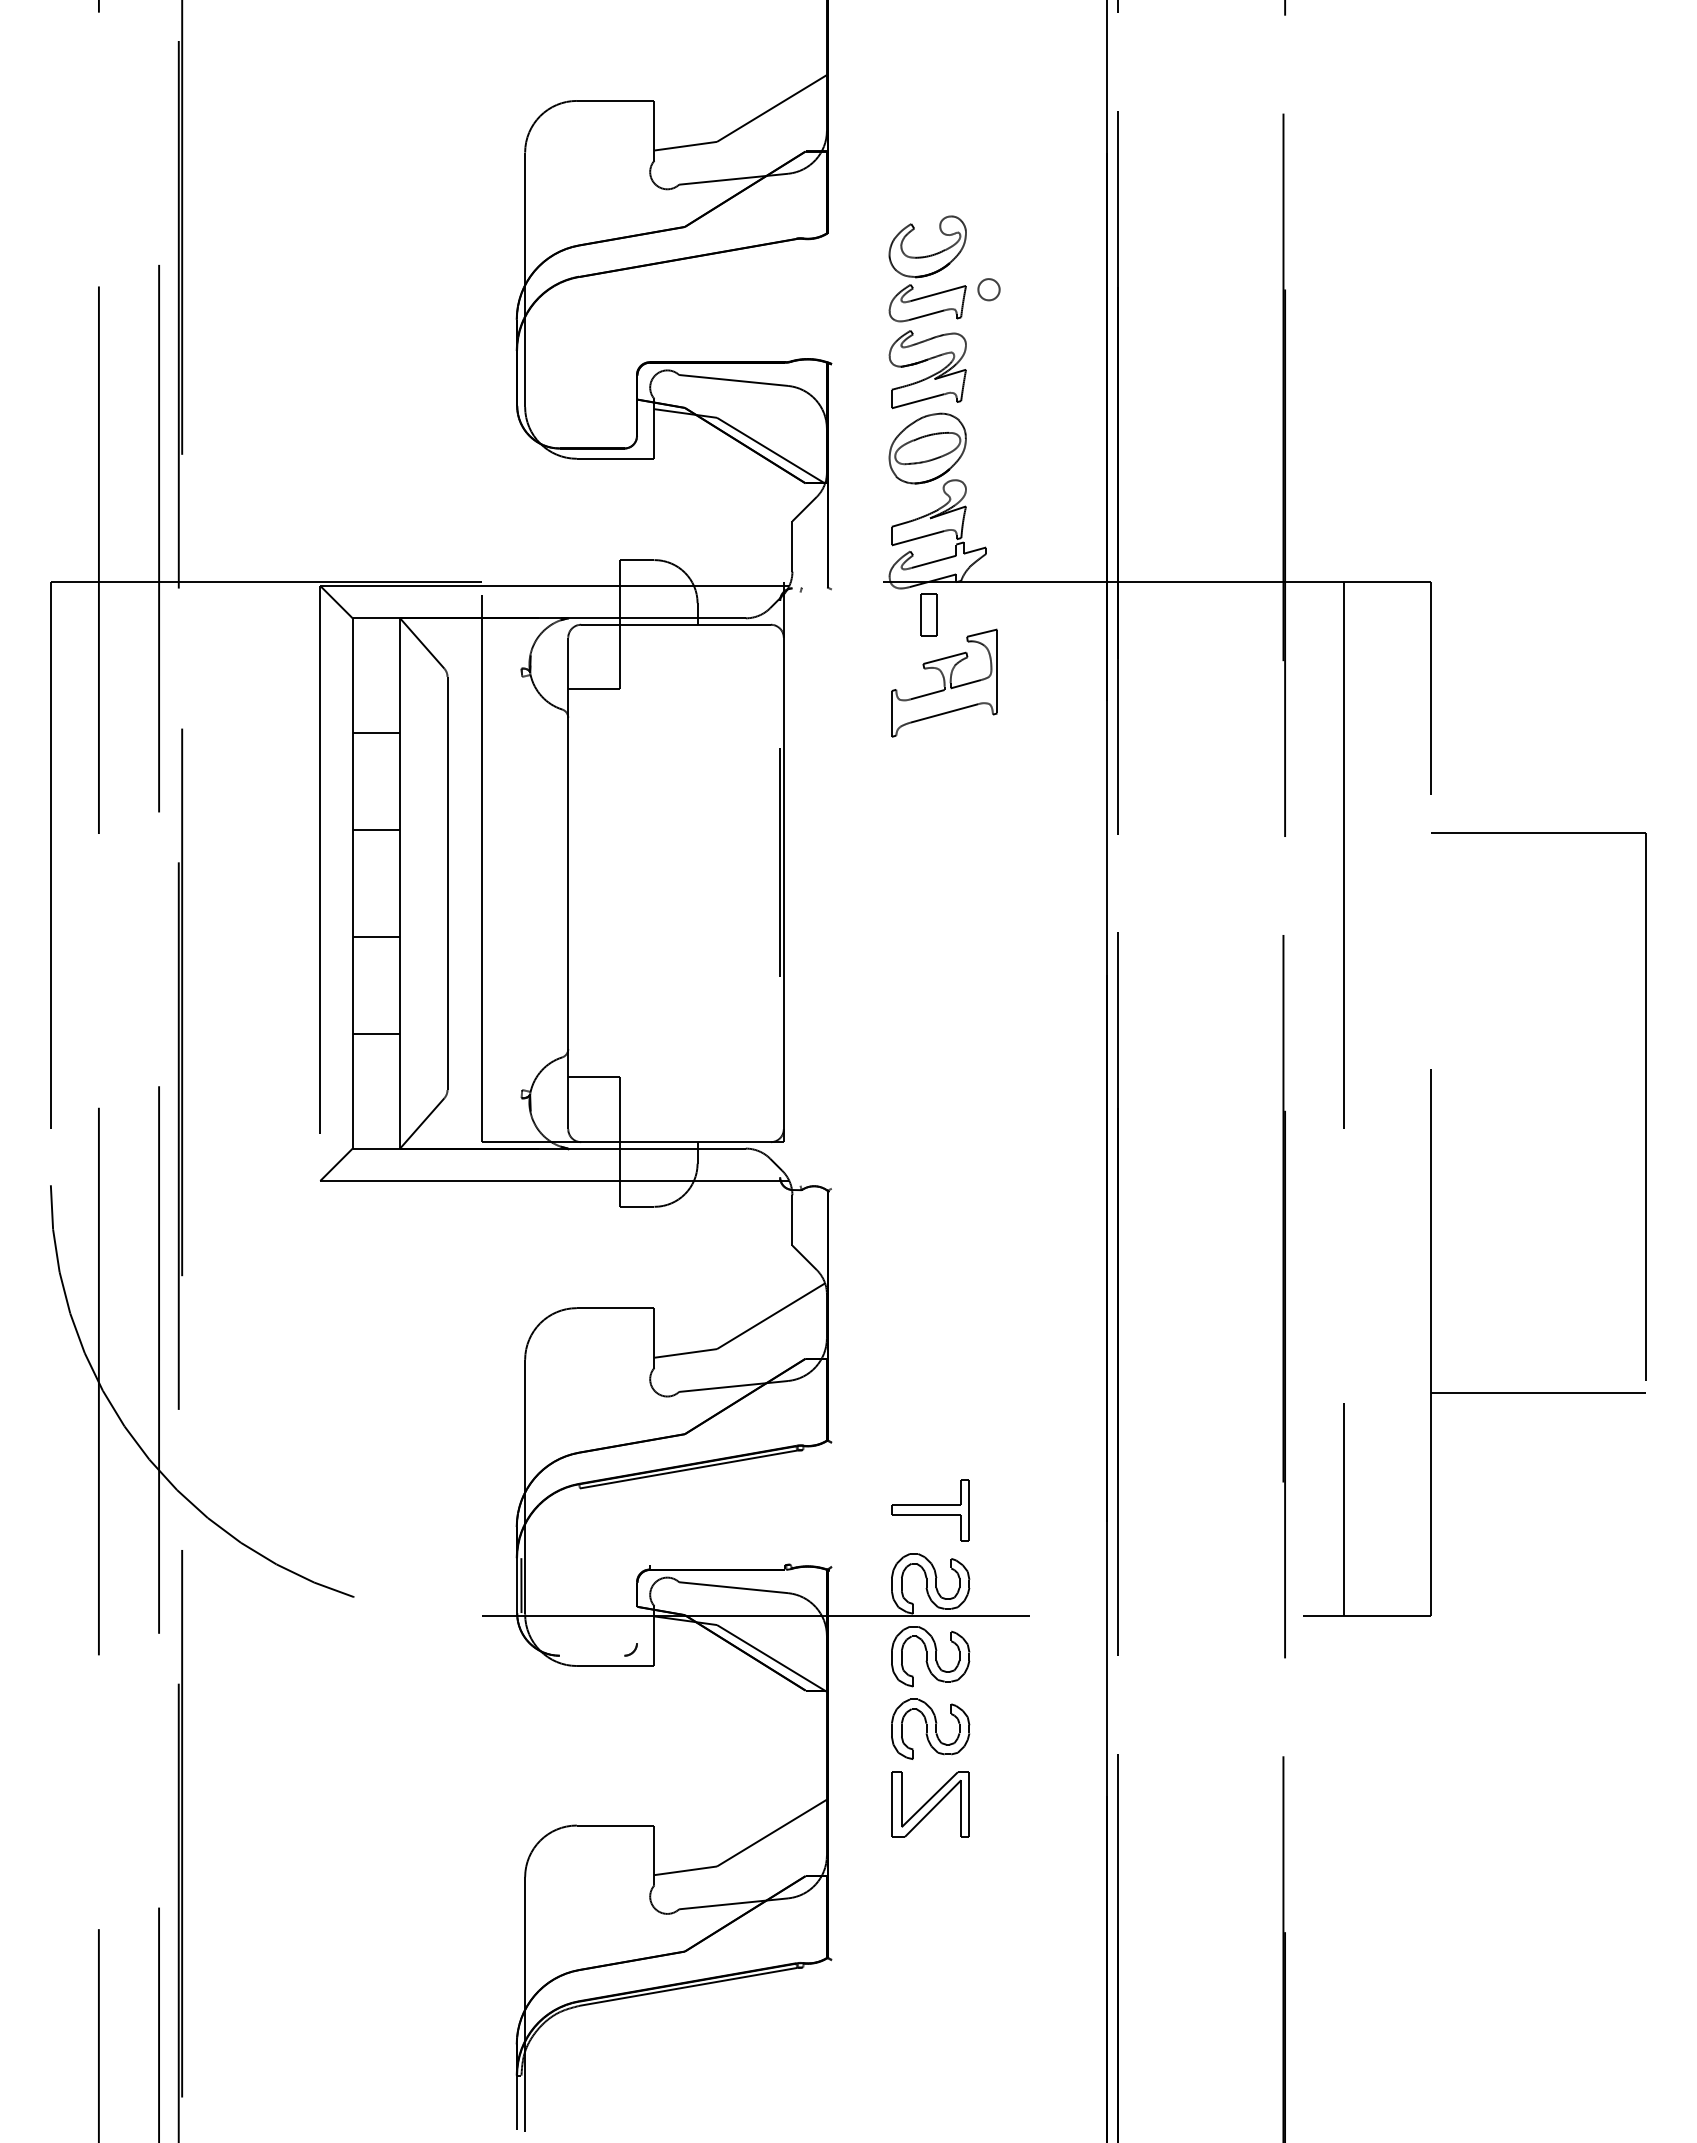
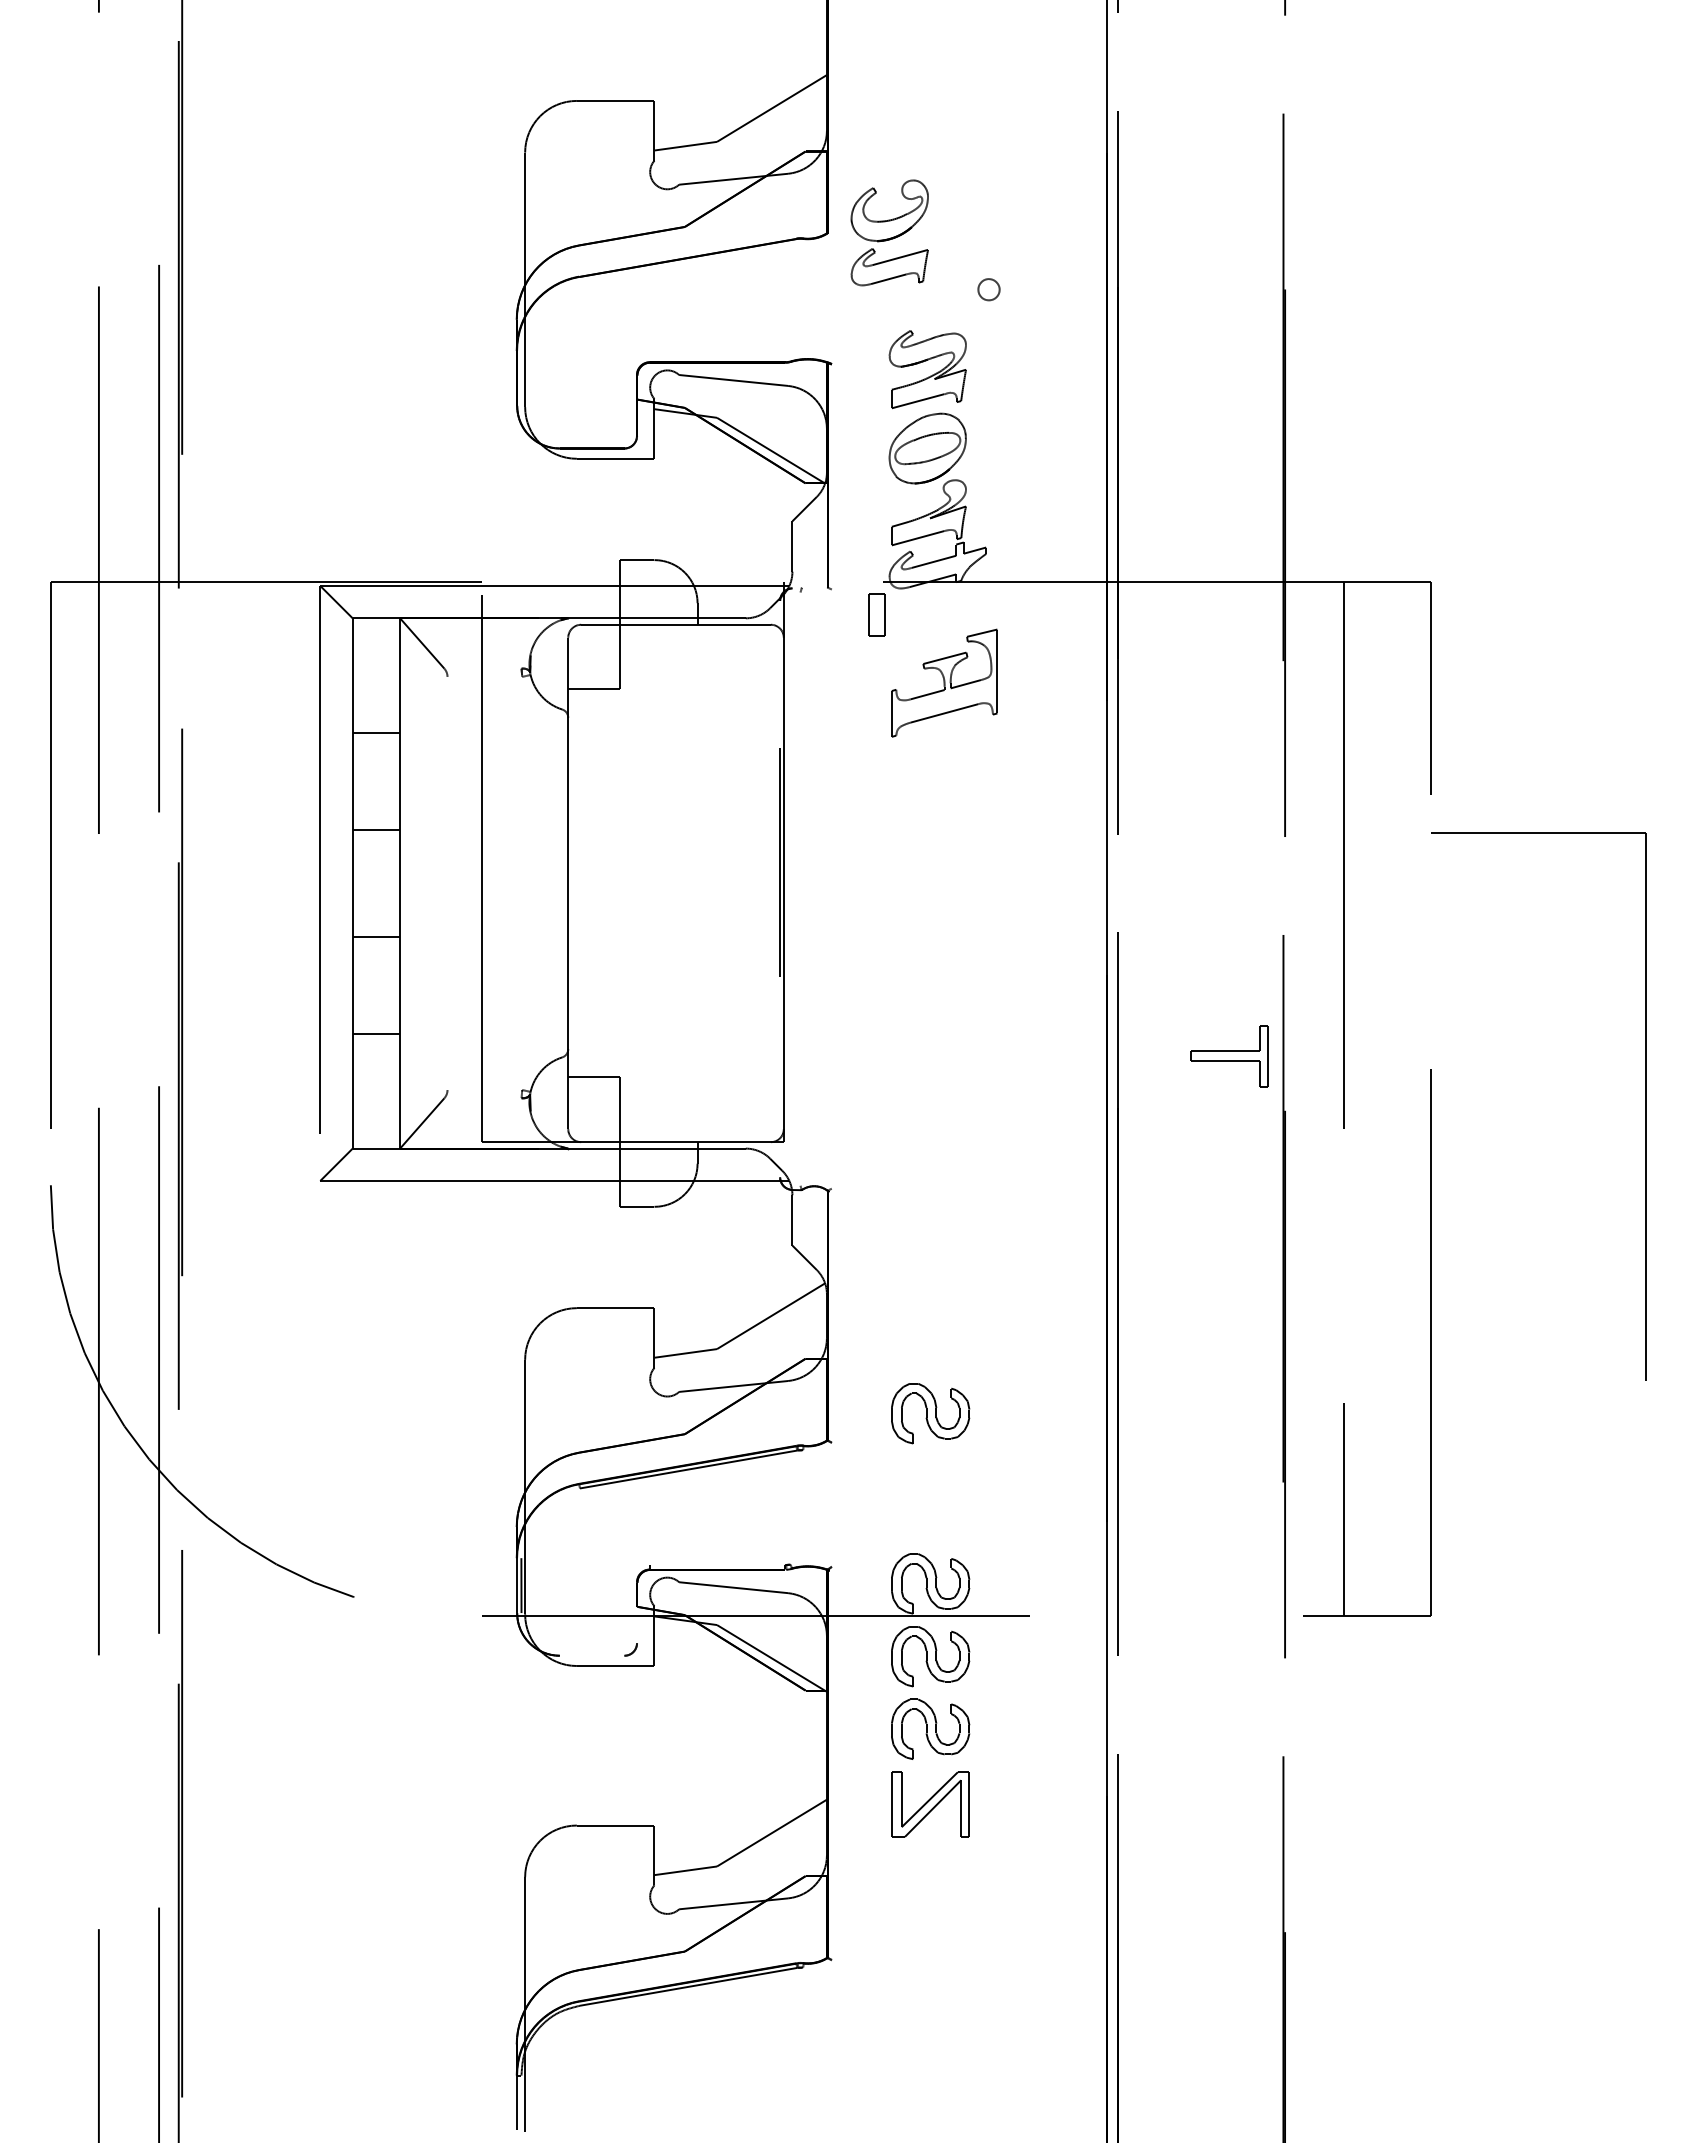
part position: (927, 268) -> (889, 232) (889, 232)
part position: (928, 614) -> (876, 614) (876, 614)
line: present -> none (447, 883)
line: present -> none (1538, 1393)
part: none -> present (930, 1413)
part position: (930, 1510) -> (1229, 1056) (1229, 1056)
